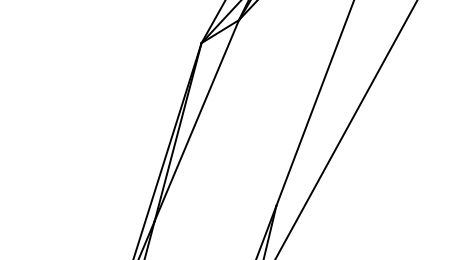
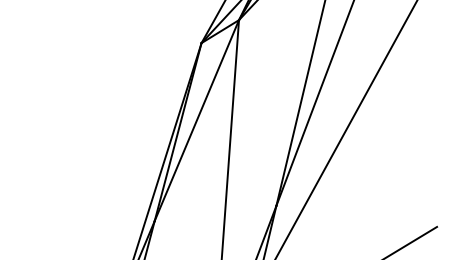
line: none -> present (300, 103)
line: none -> present (230, 138)
line: none -> present (412, 241)
